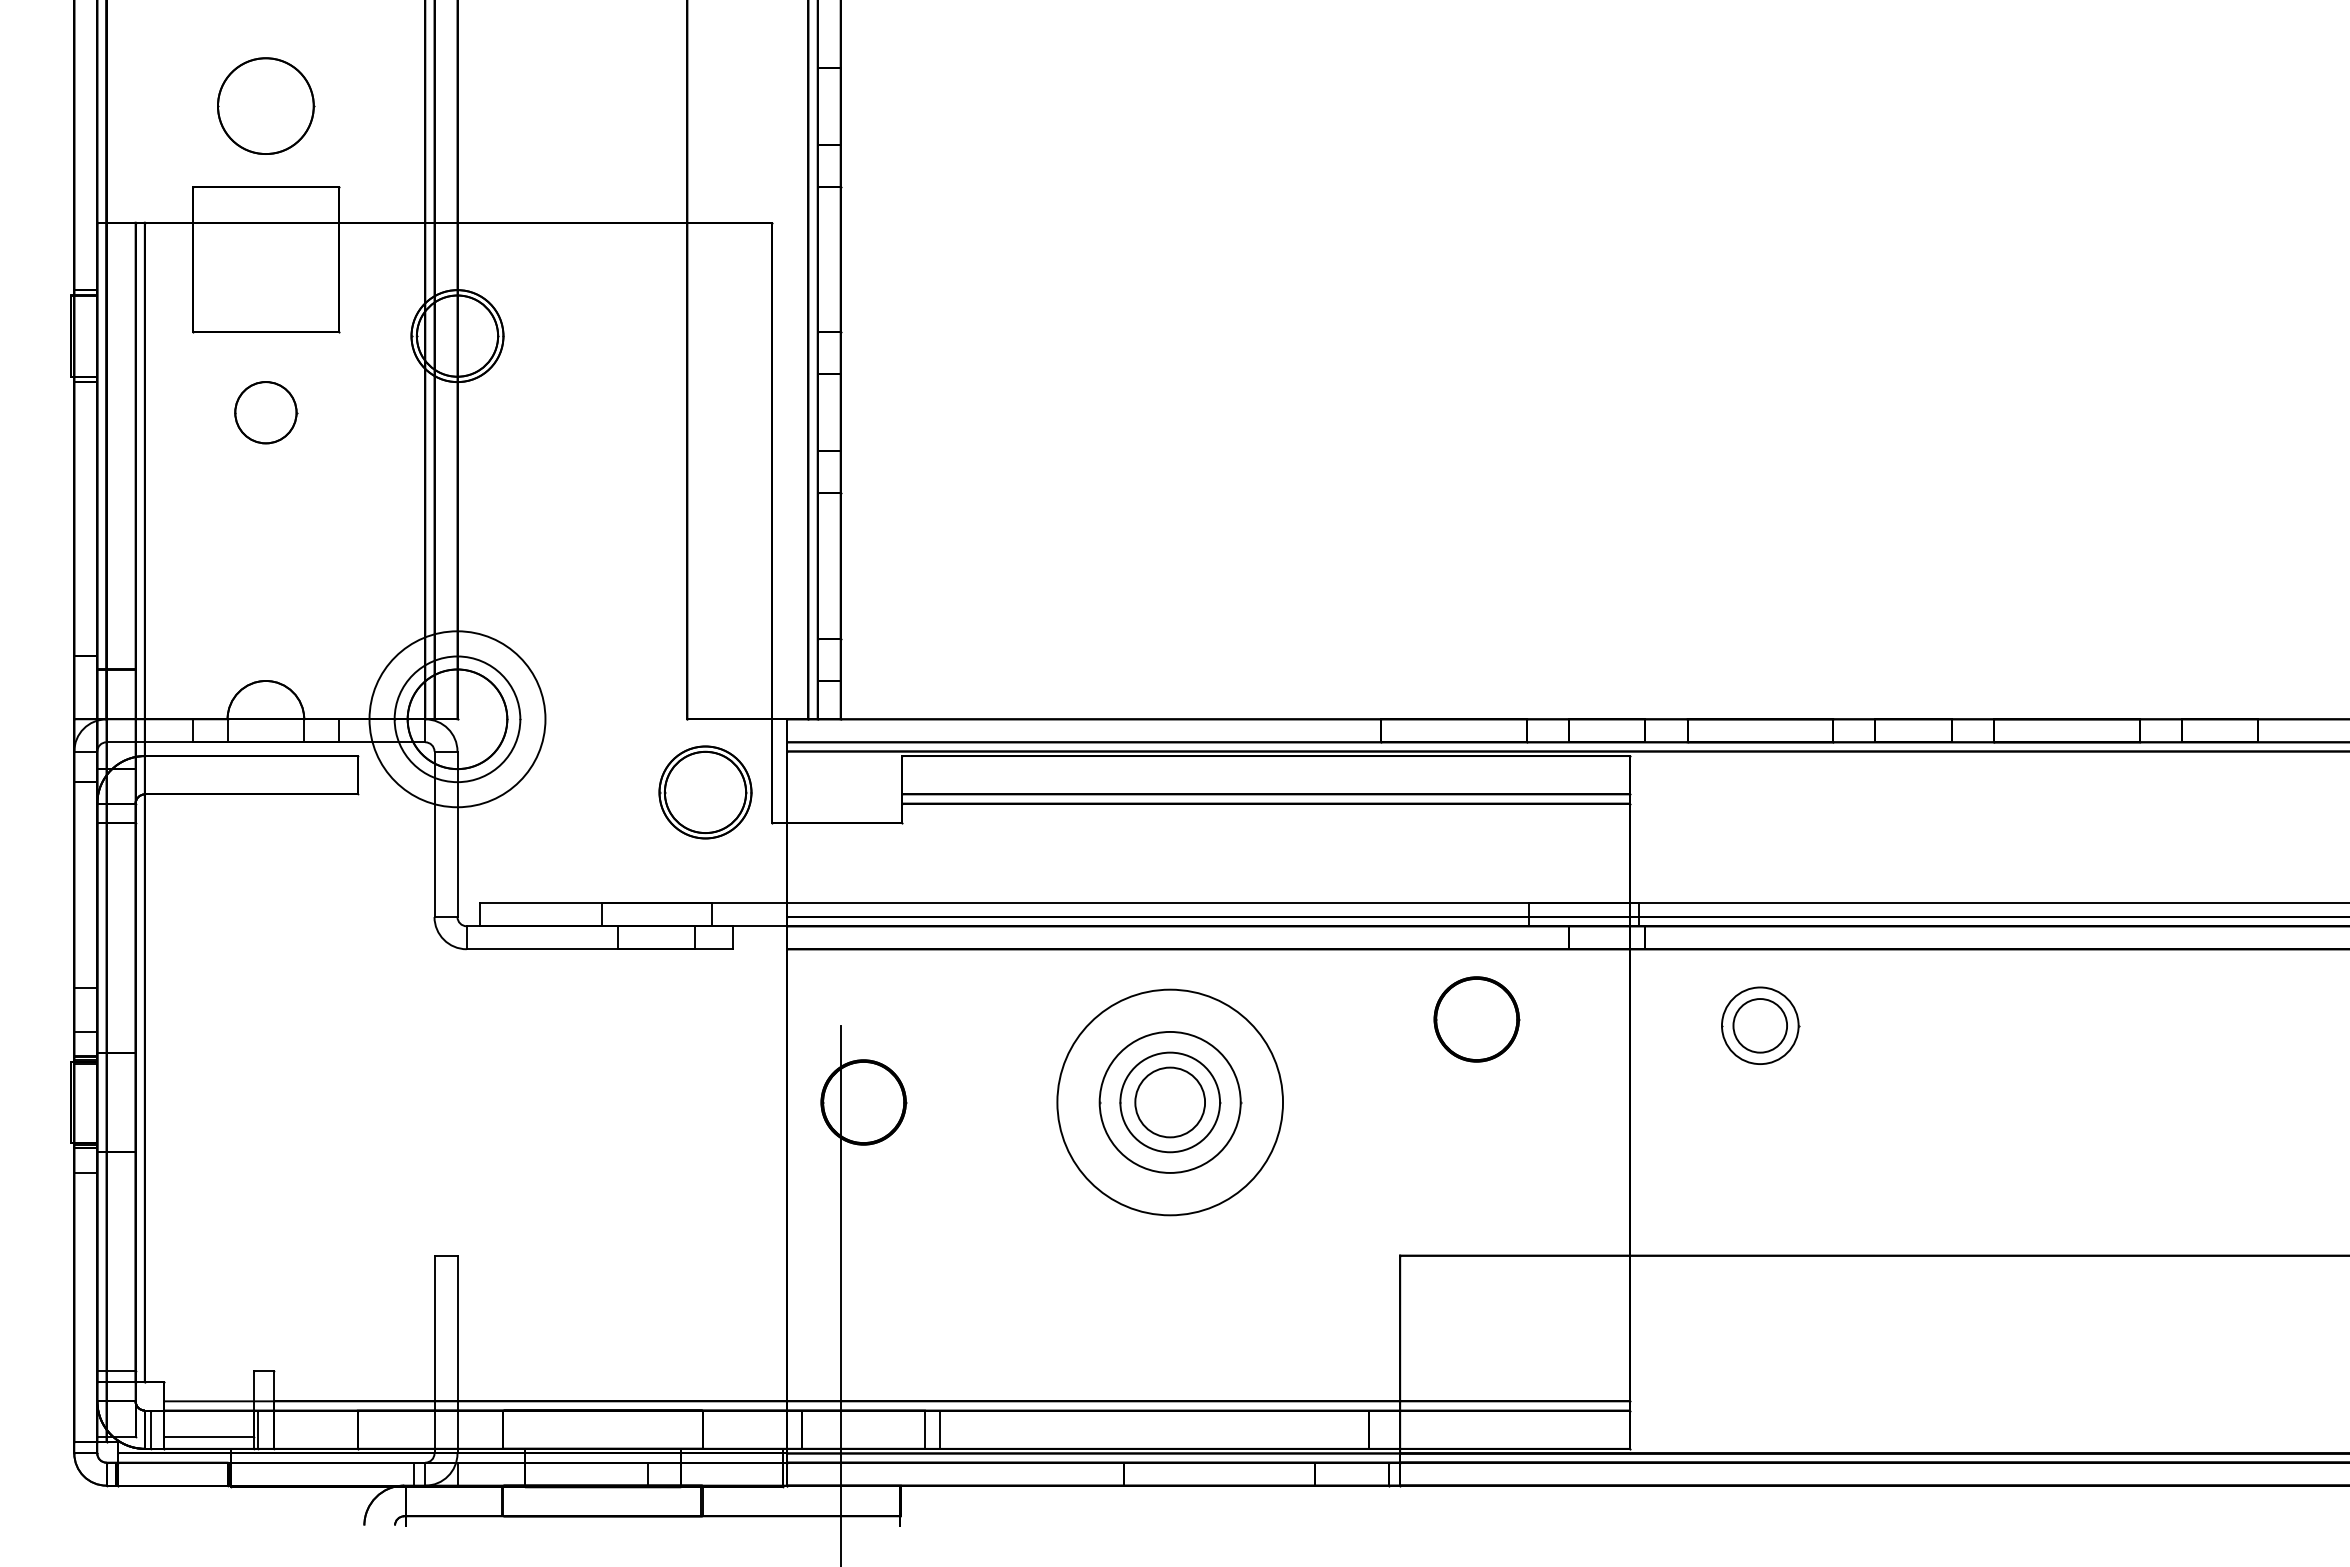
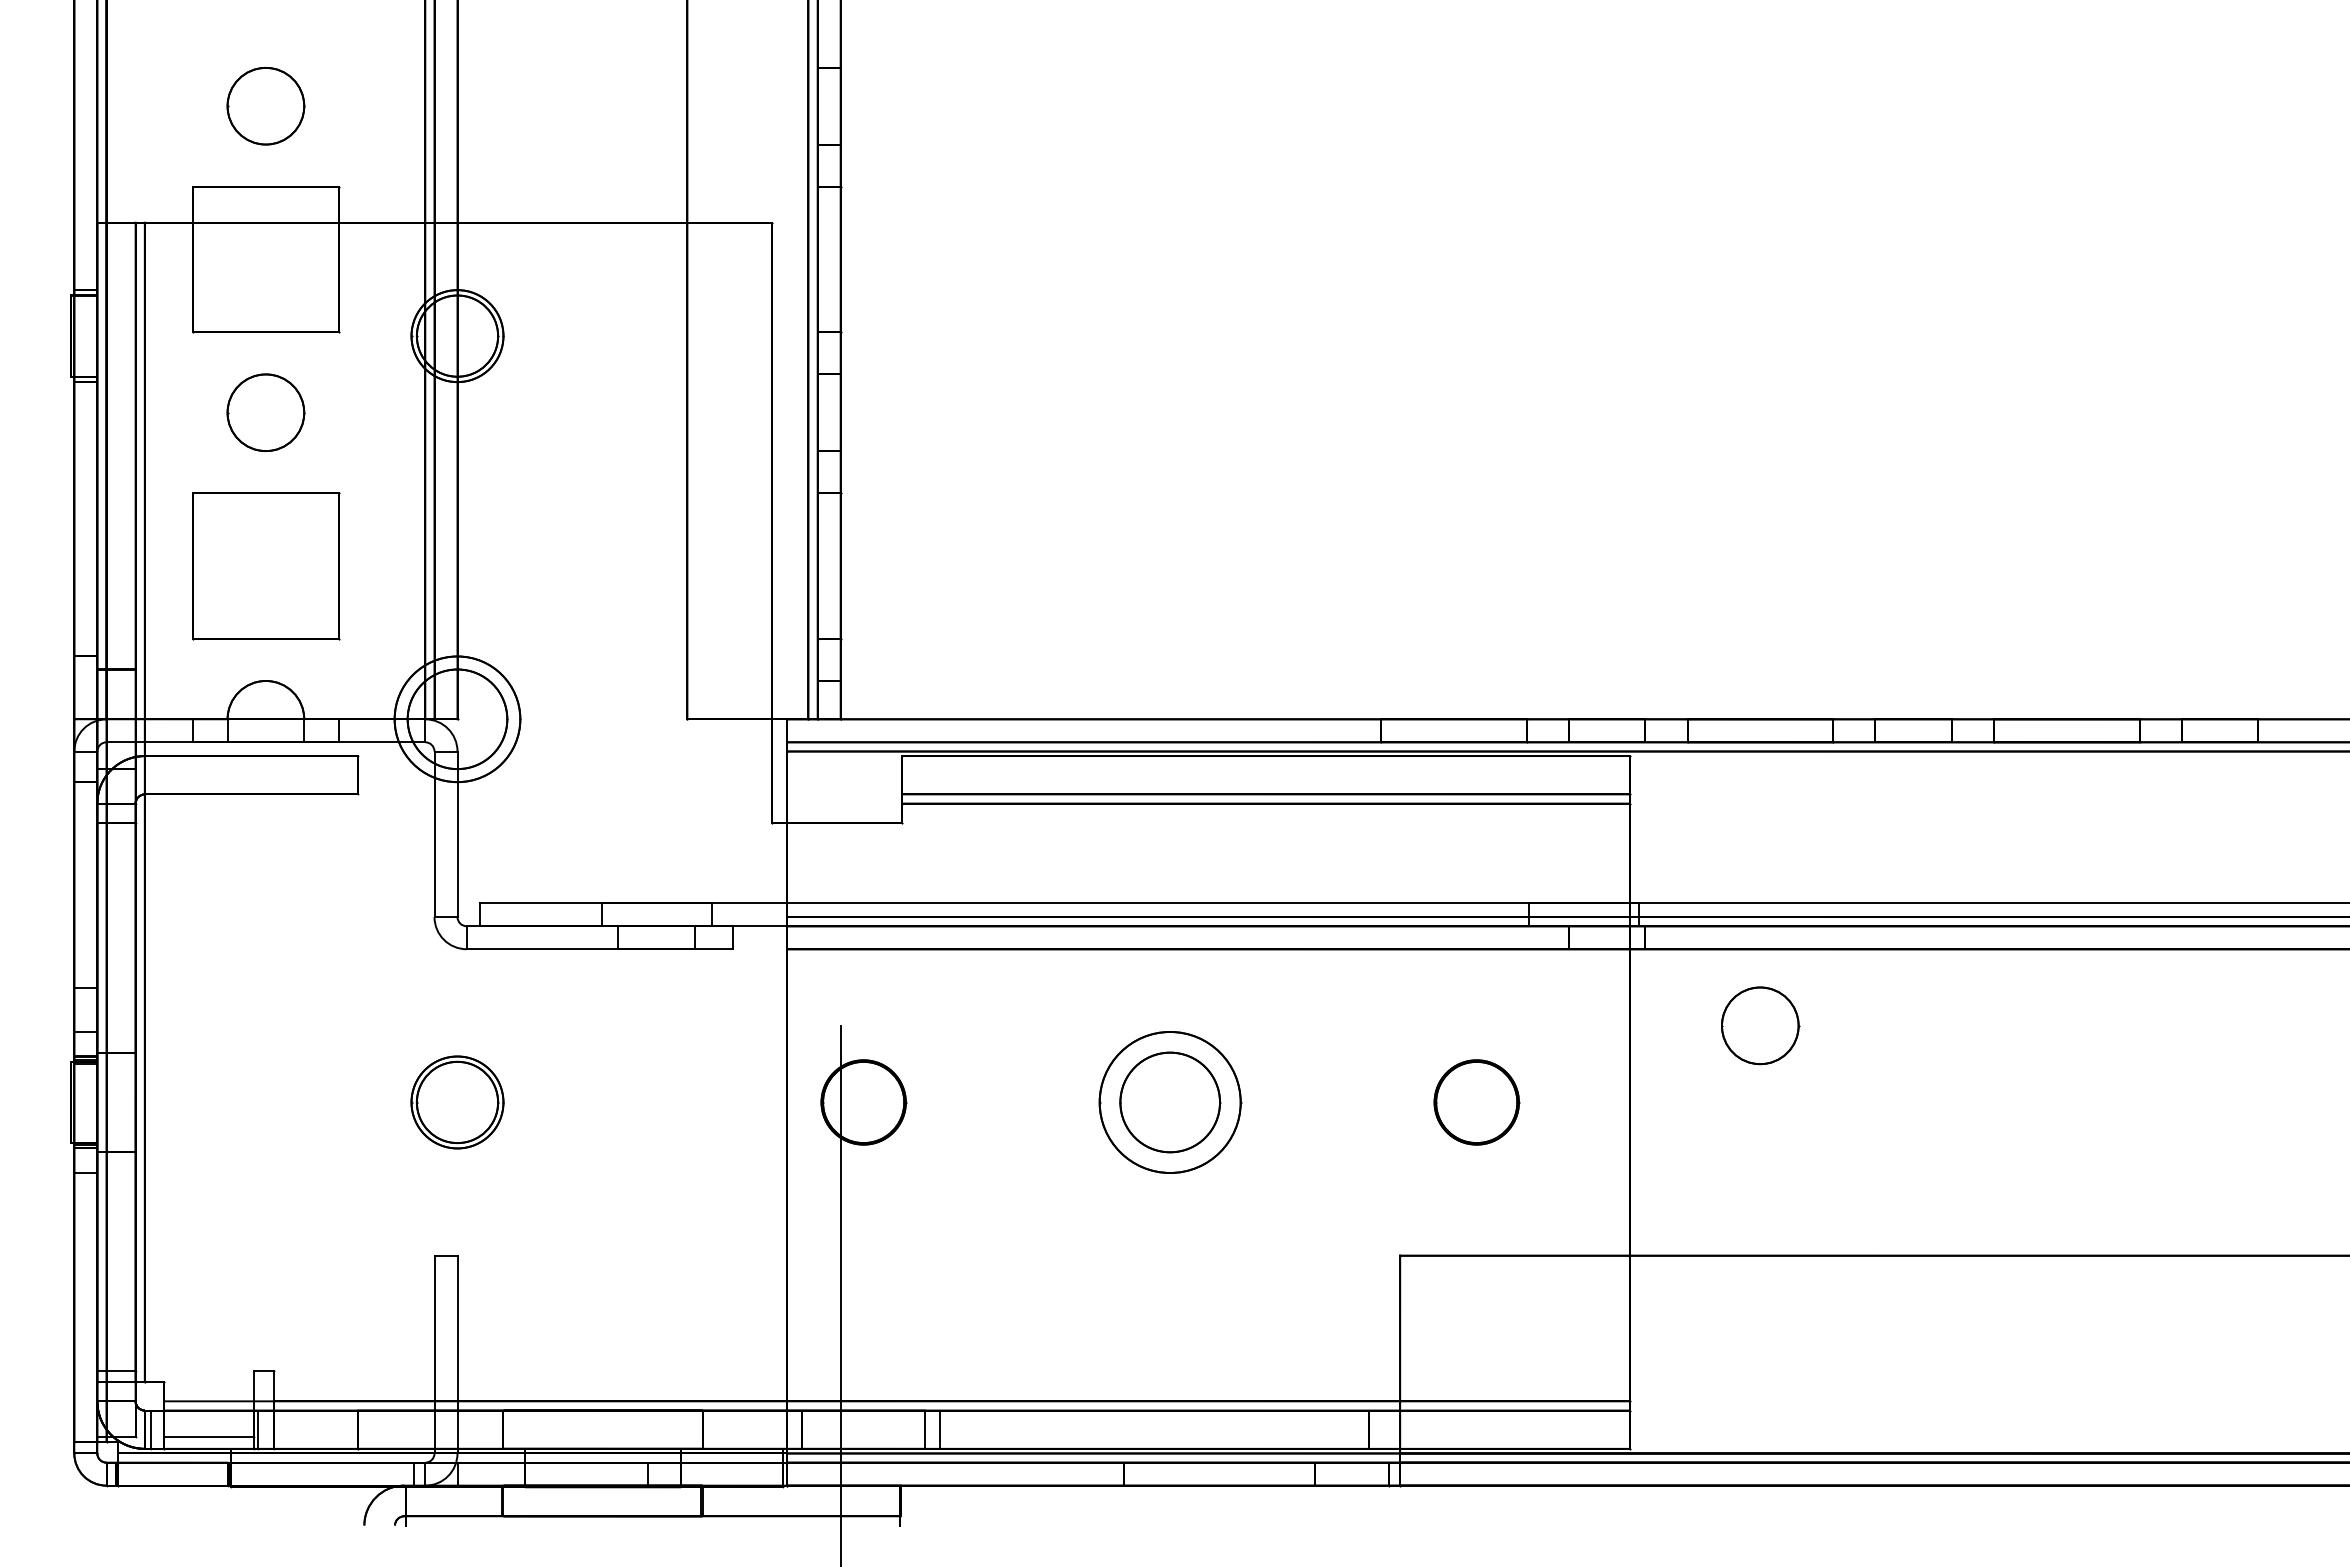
part size: 99x98 px -> 80x79 px (265, 106)
part size: 65x64 px -> 80x79 px (265, 412)
part: none -> present (266, 566)
circle diameter: 176 px -> 126 px (457, 719)
part position: (705, 792) -> (457, 1102) (457, 1102)
part position: (1476, 1019) -> (1476, 1102) (1476, 1102)
circle diameter: 54 px -> 77 px (1759, 1025)
circle diameter: 226 px -> 141 px (1169, 1102)
circle diameter: 70 px -> 100 px (1170, 1102)
